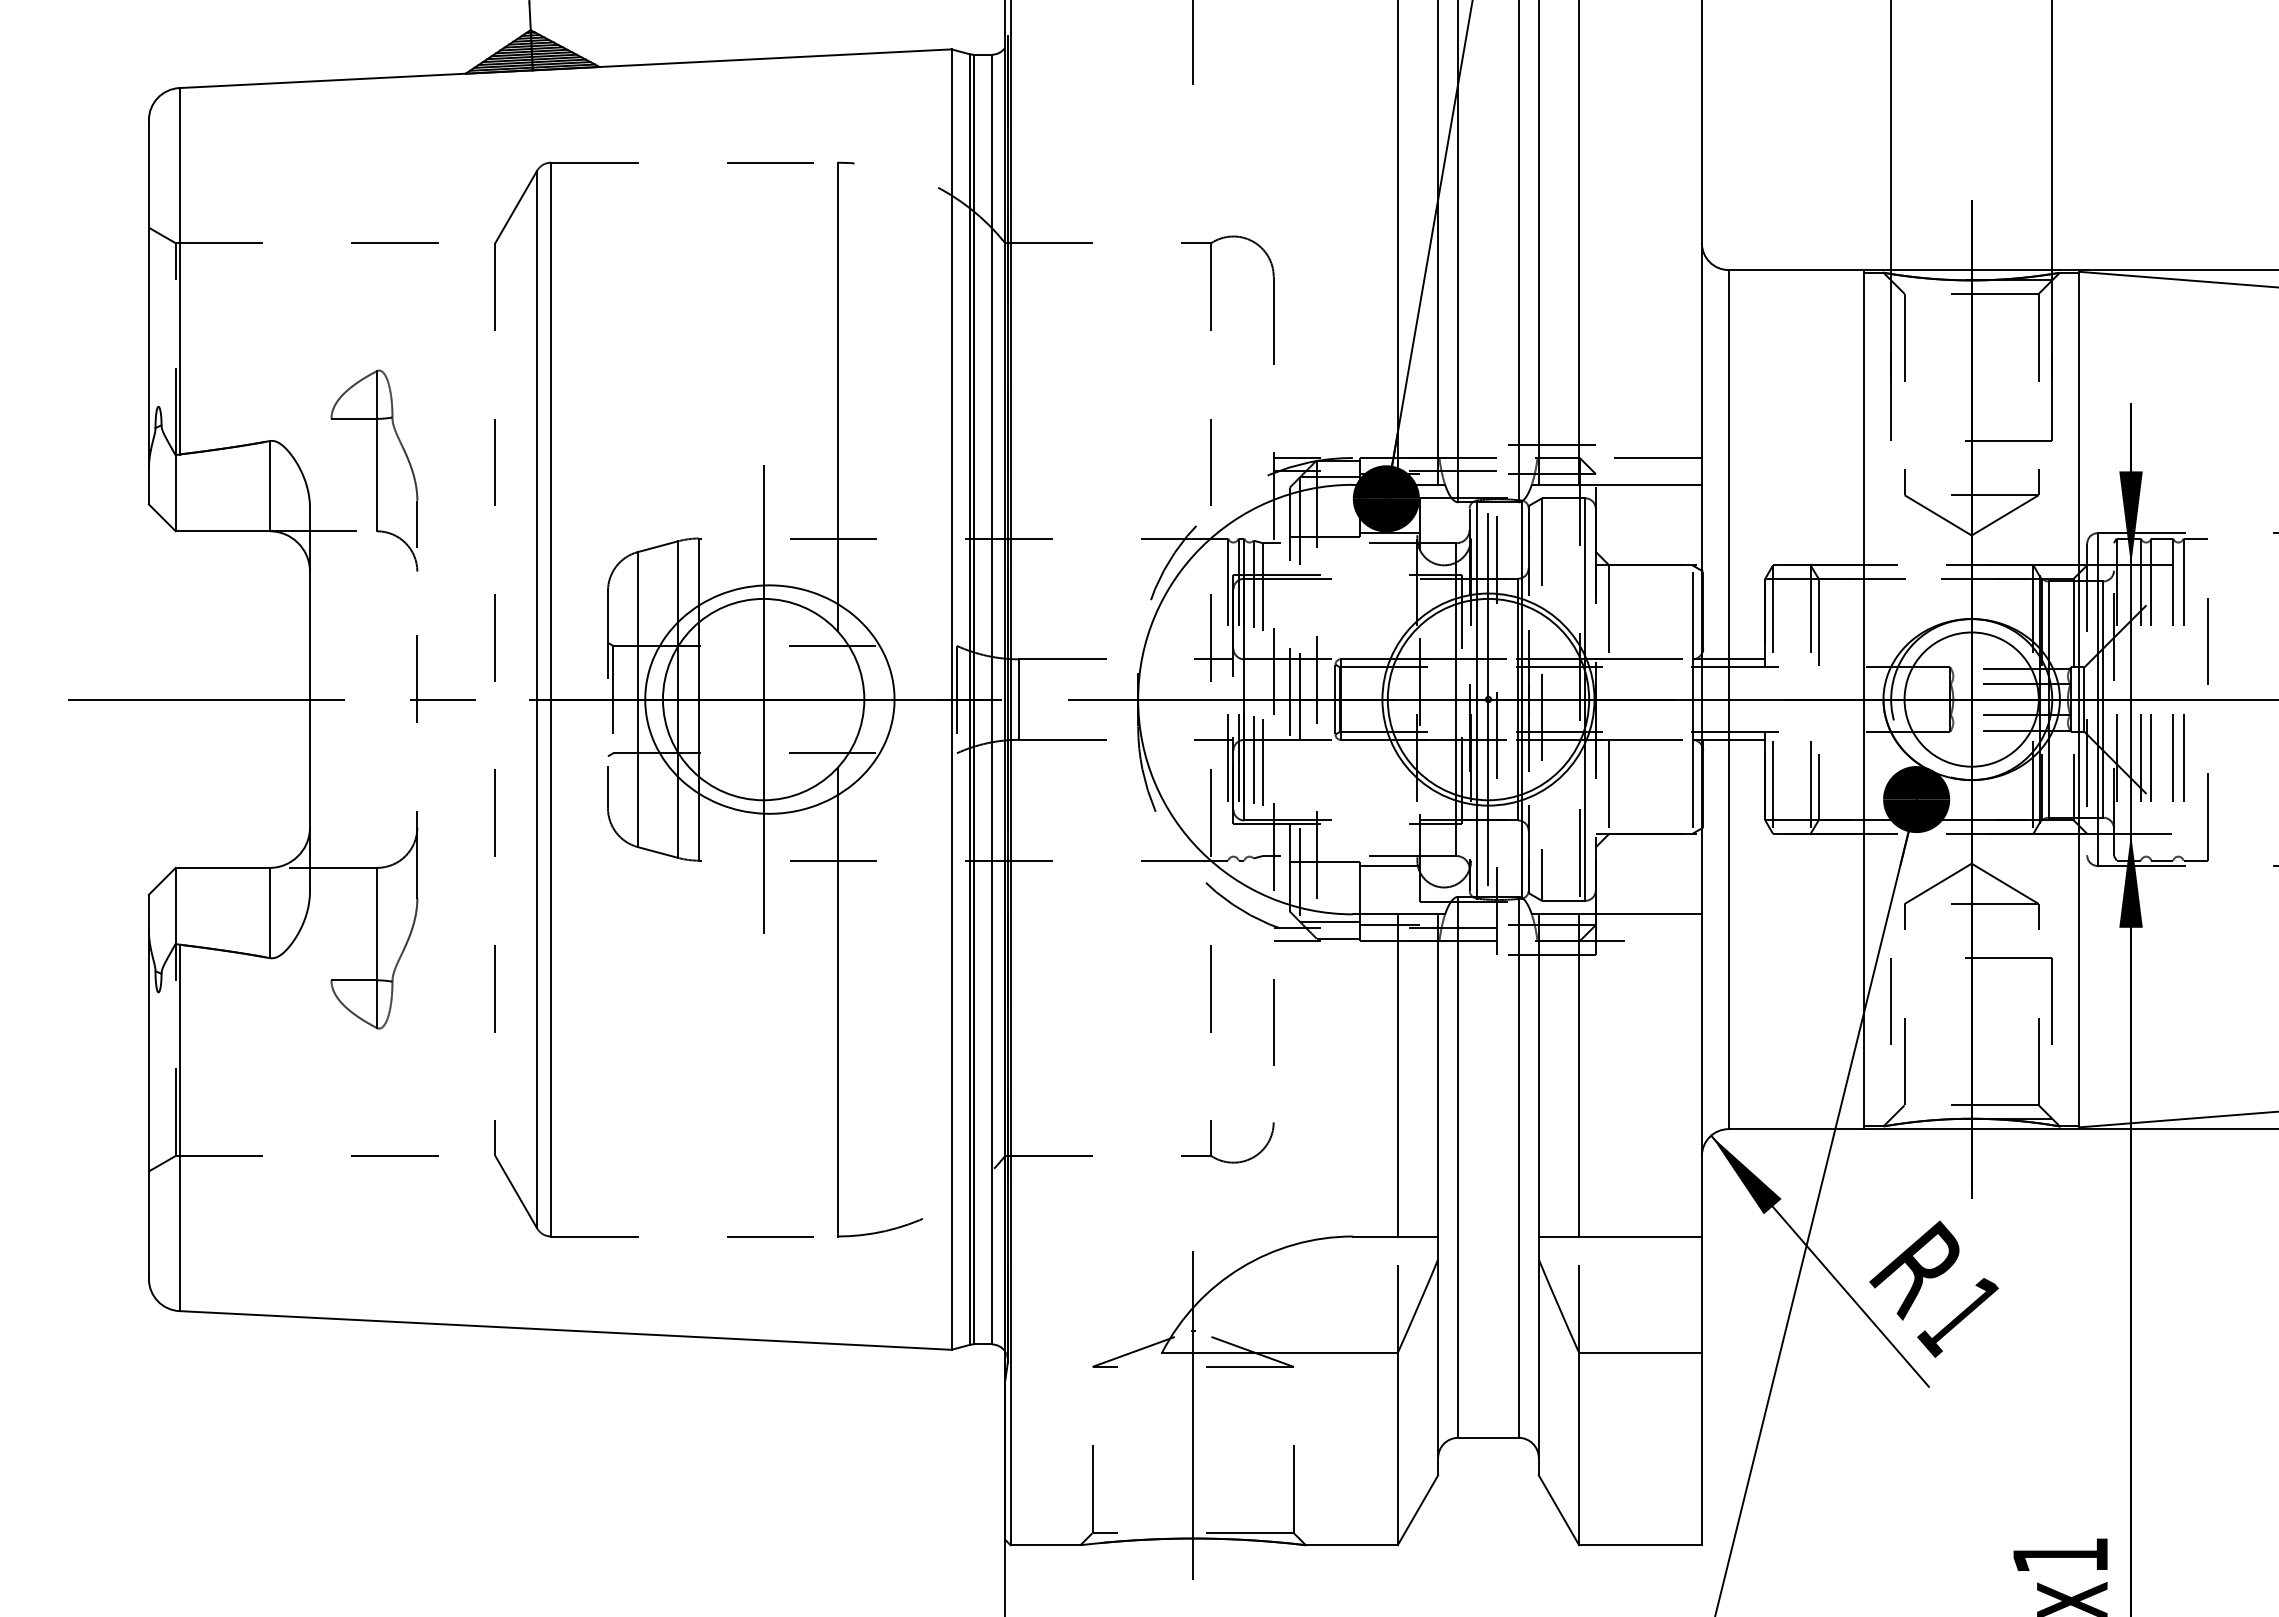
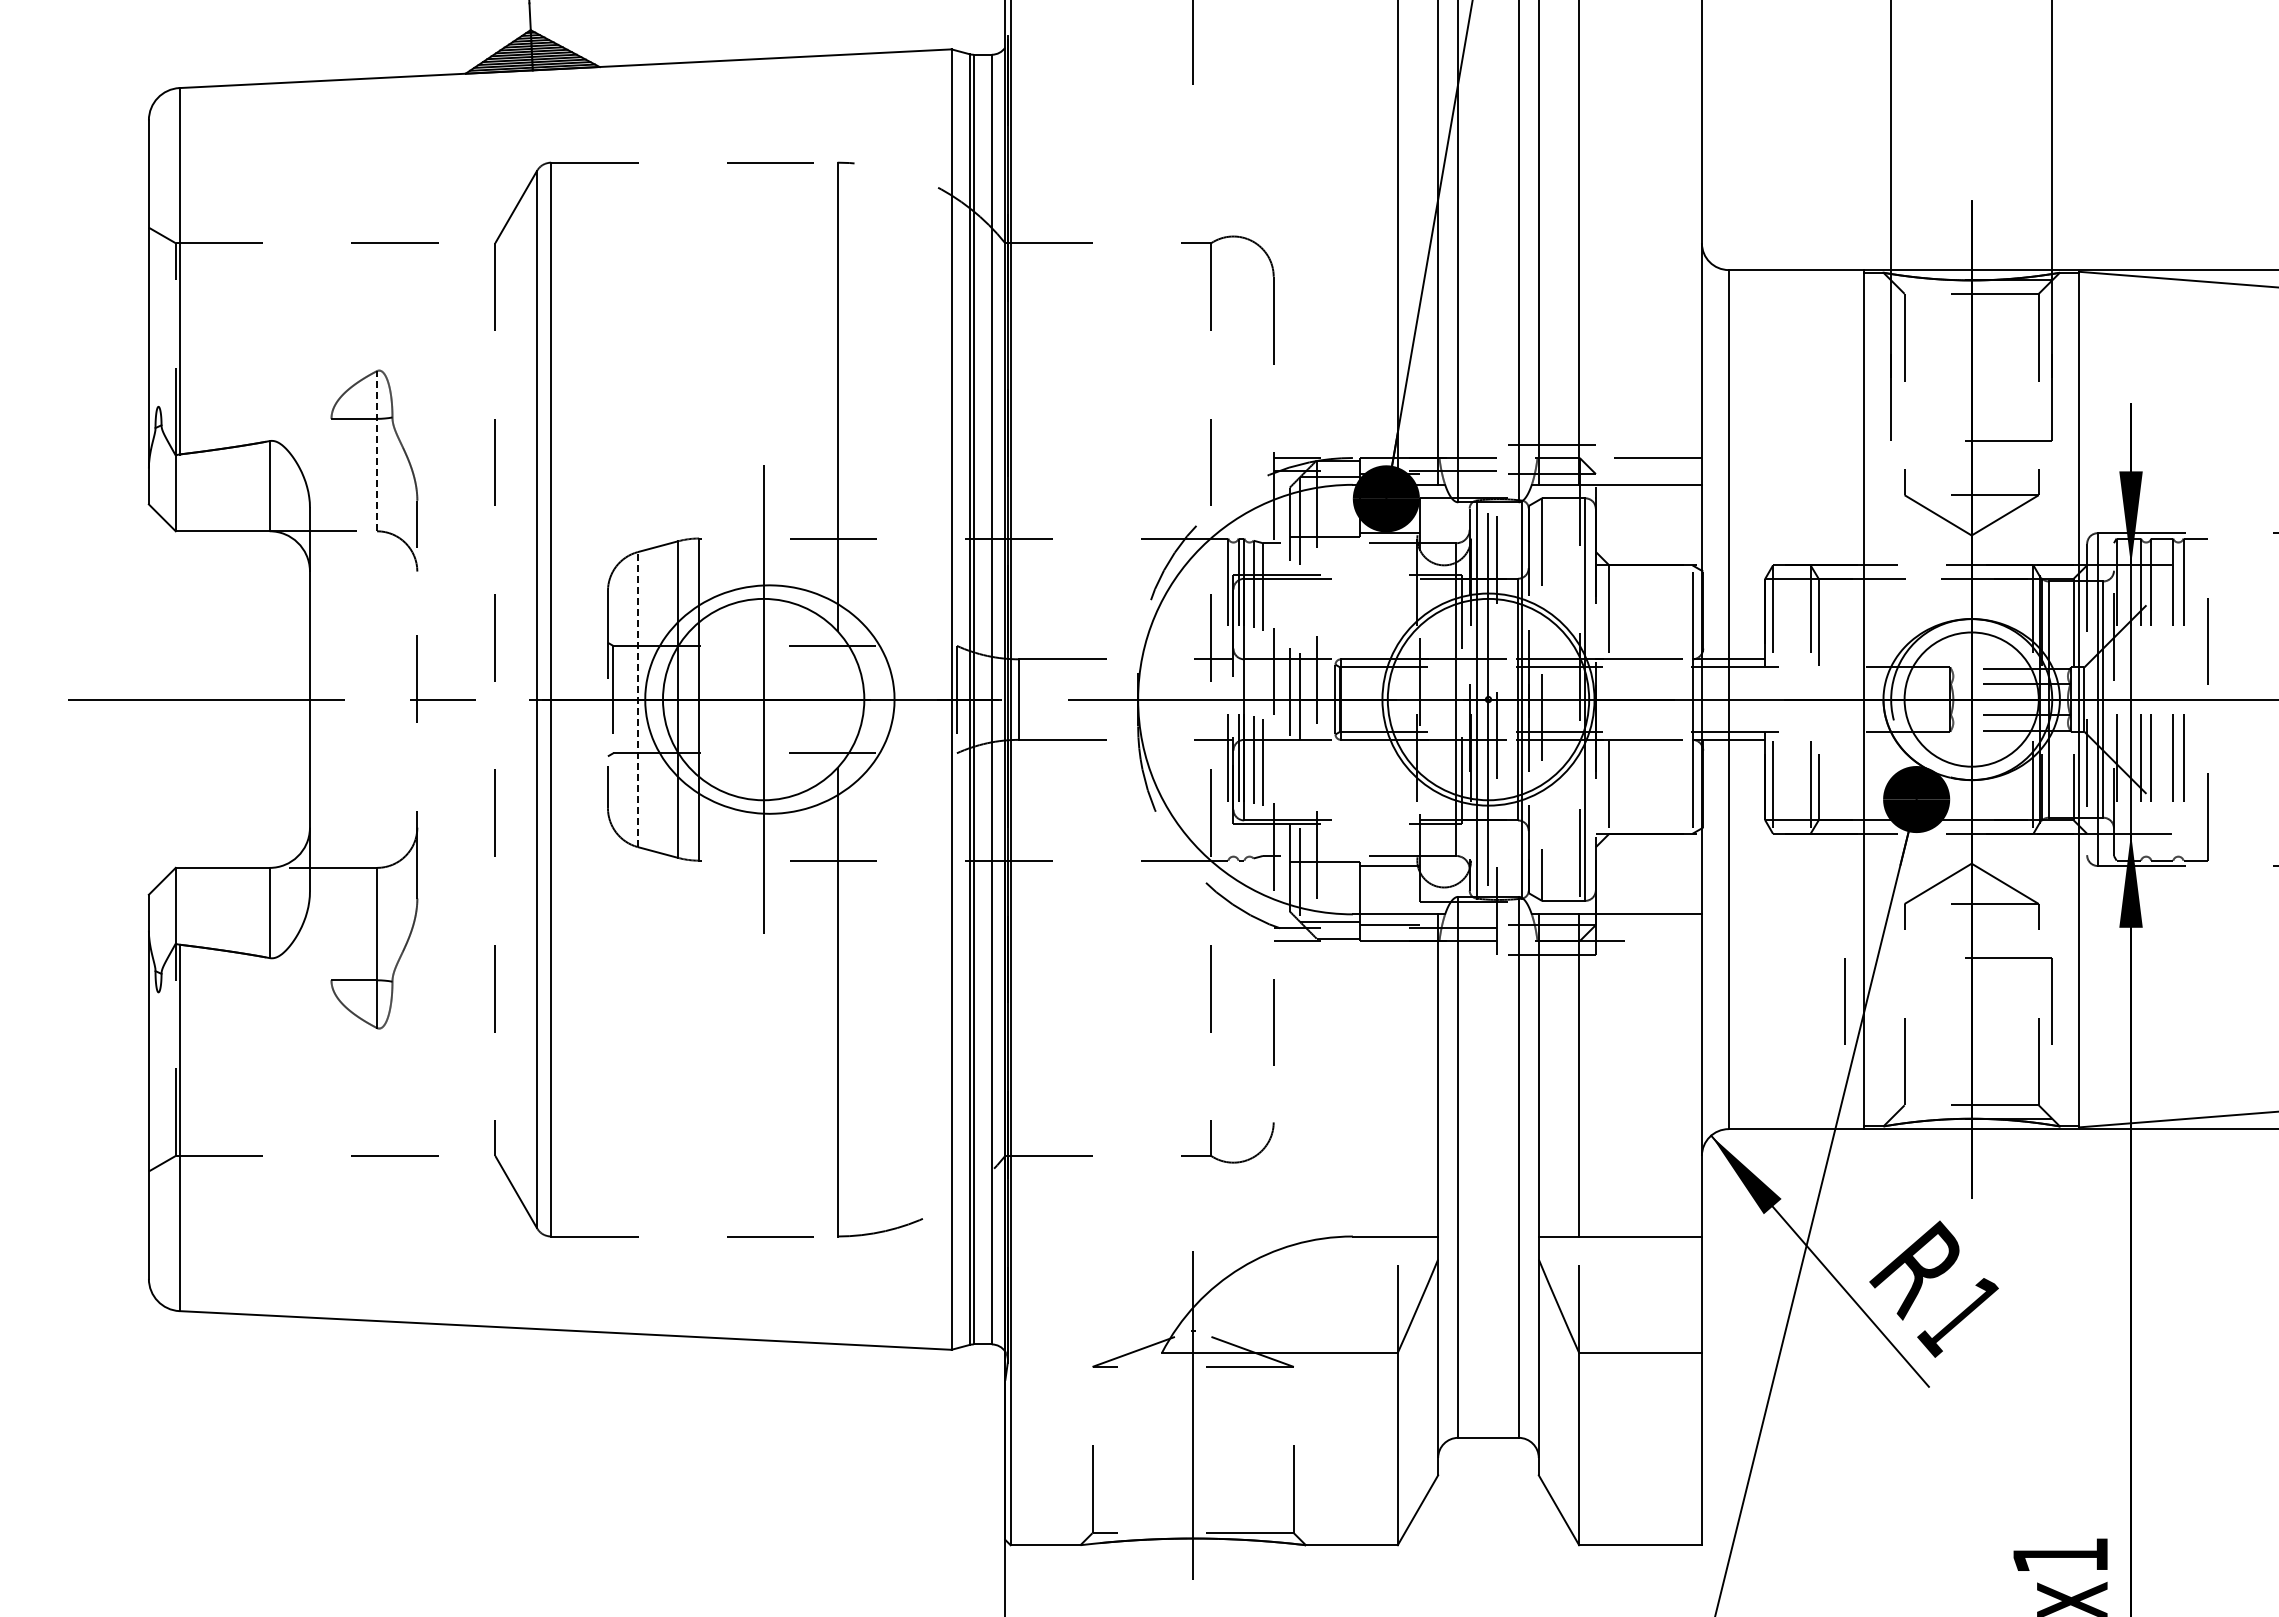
line: solid -> dashed (377, 450)
line: solid -> dashed (637, 699)
line position: (1890, 1001) -> (1844, 1001) (1844, 1001)
line: present -> none (1397, 1075)
